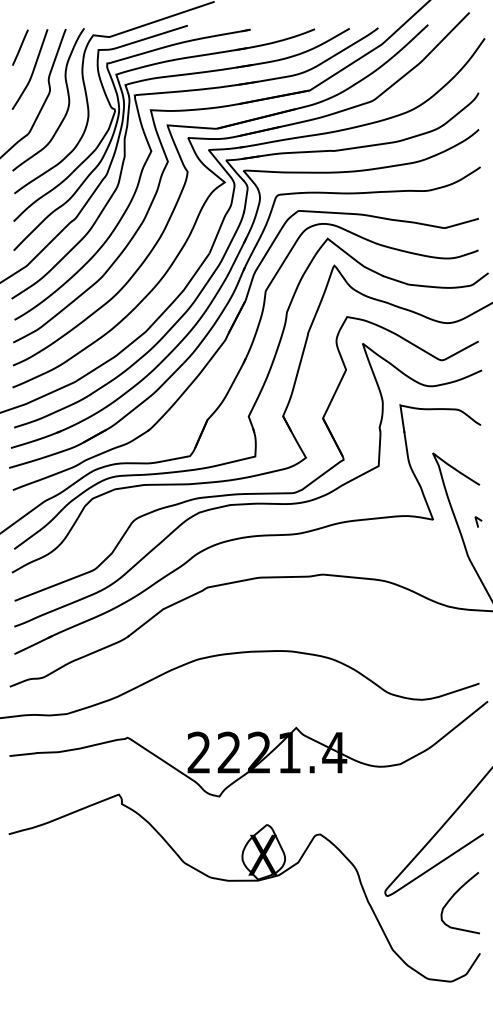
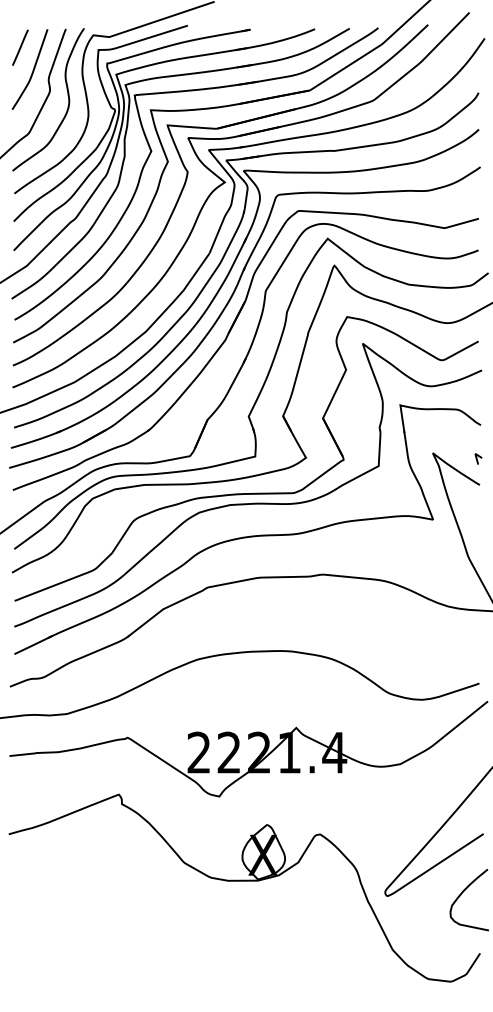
line position: (477, 521) -> (477, 458) (477, 458)
curve position: (452, 898) -> (461, 895) (461, 895)
